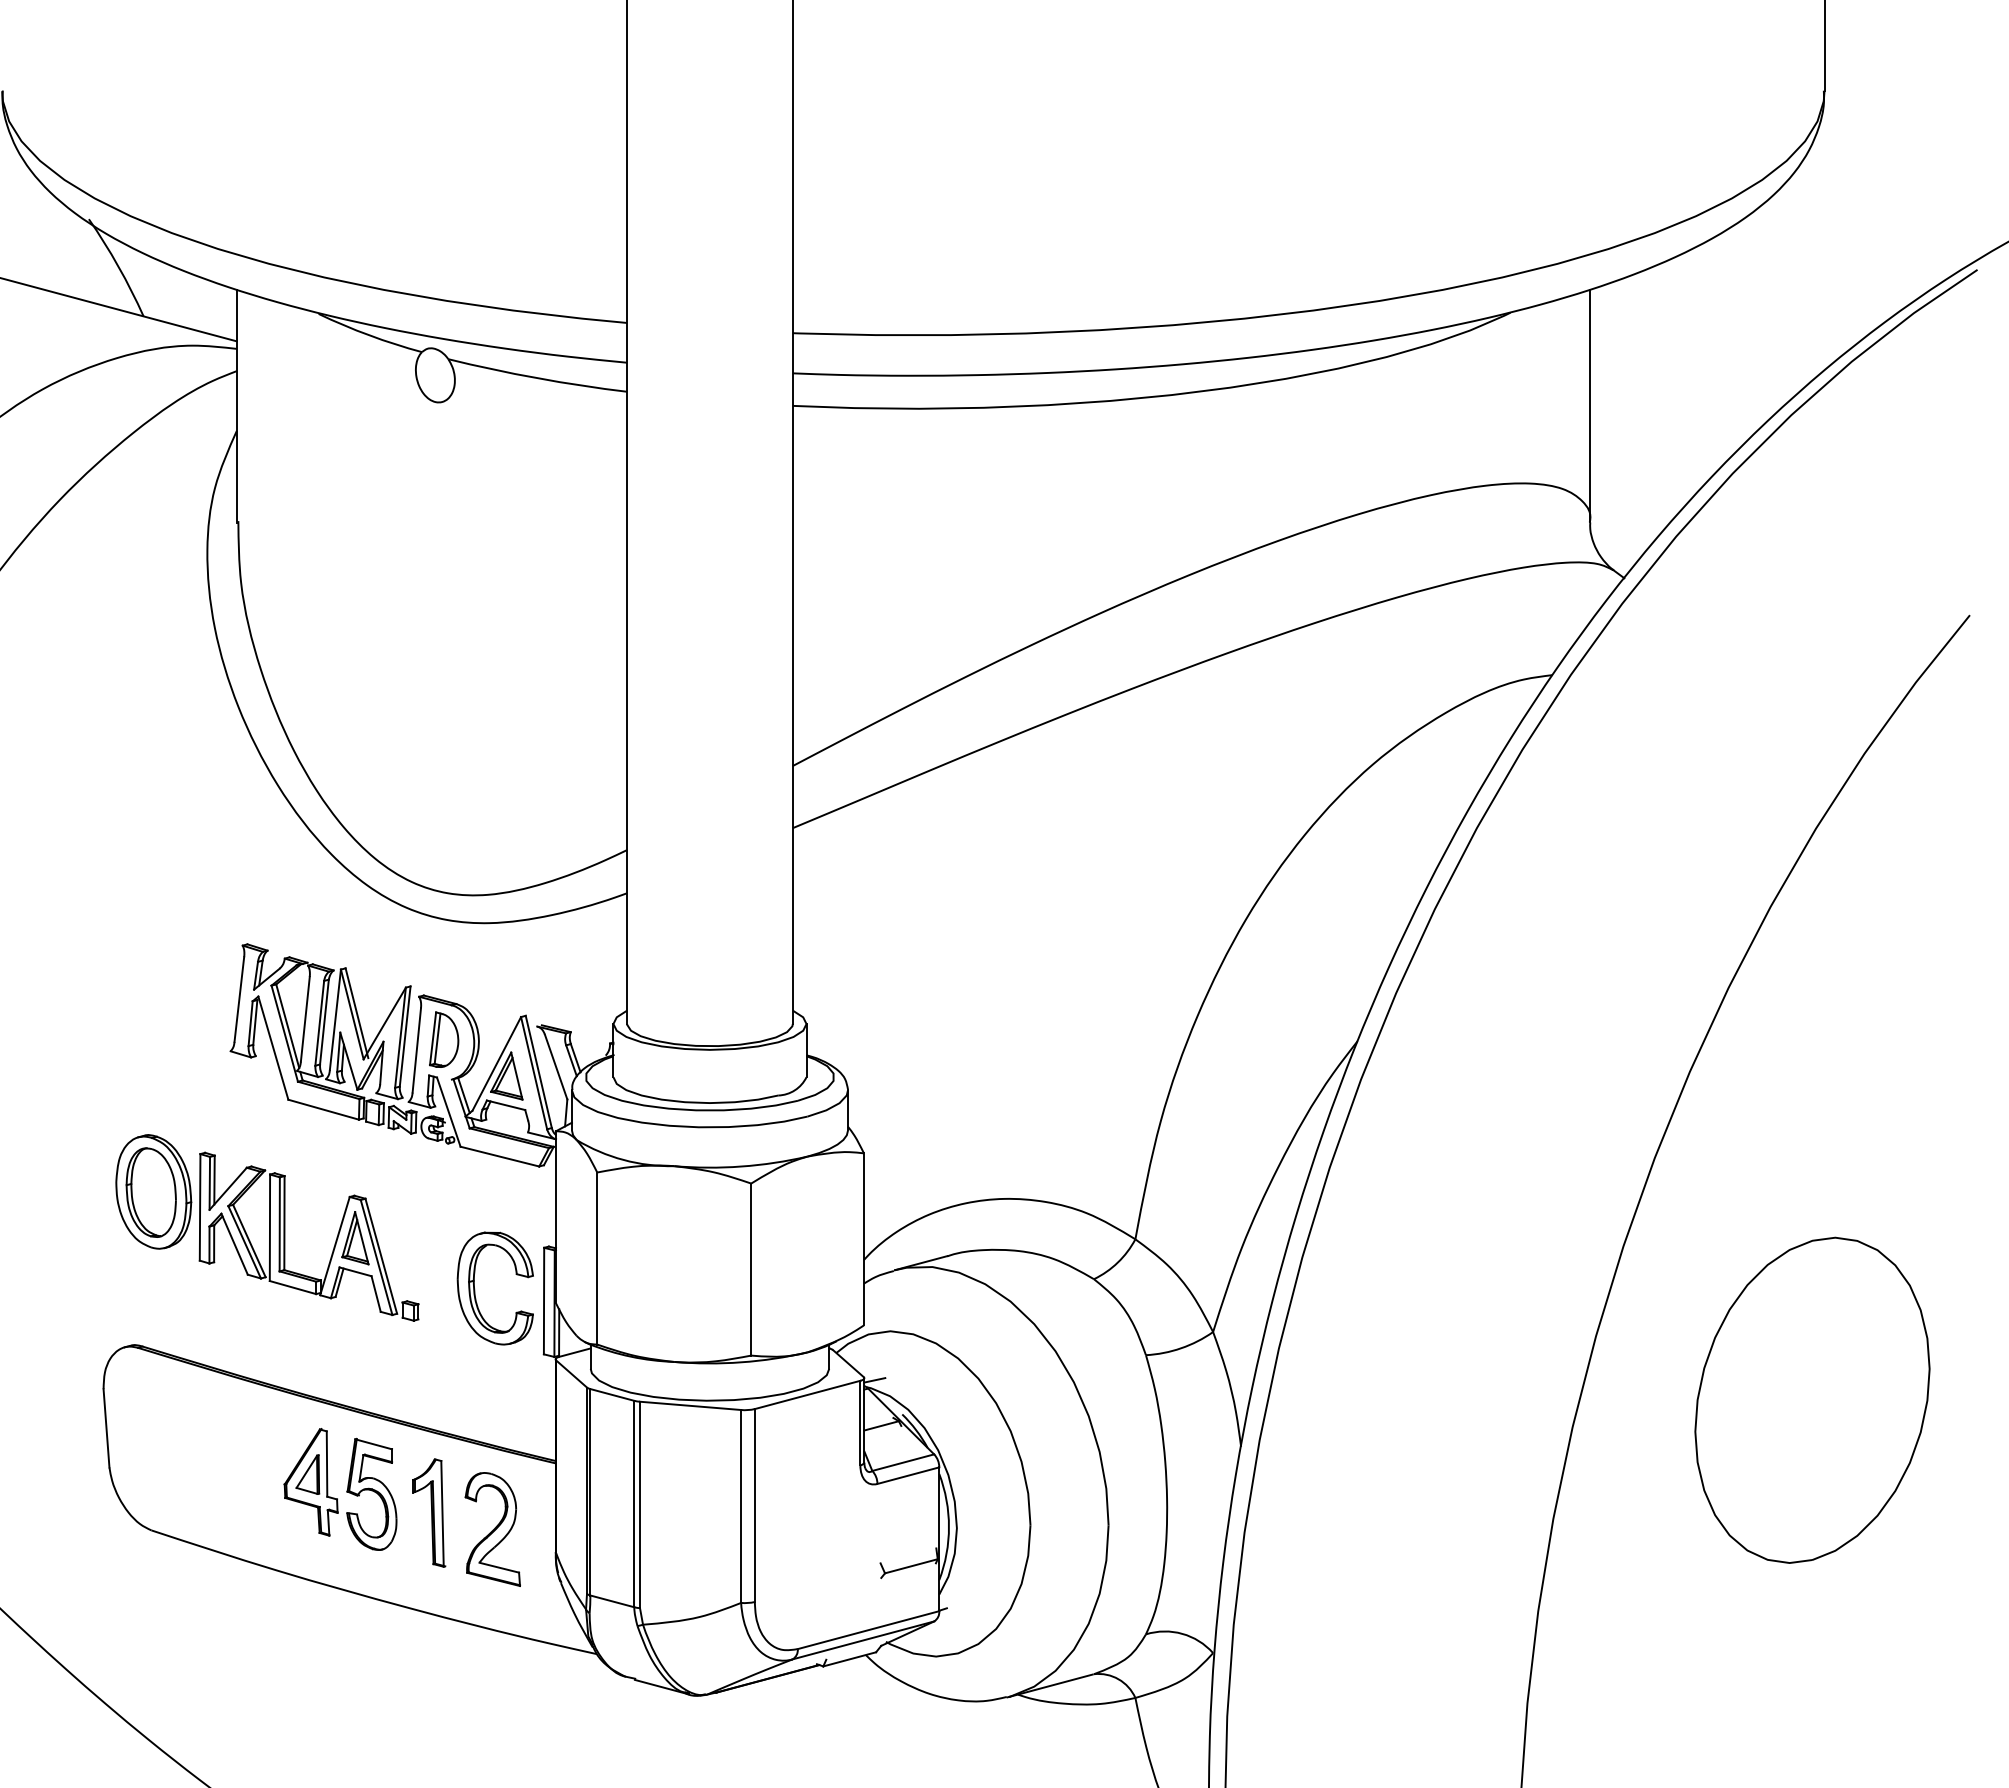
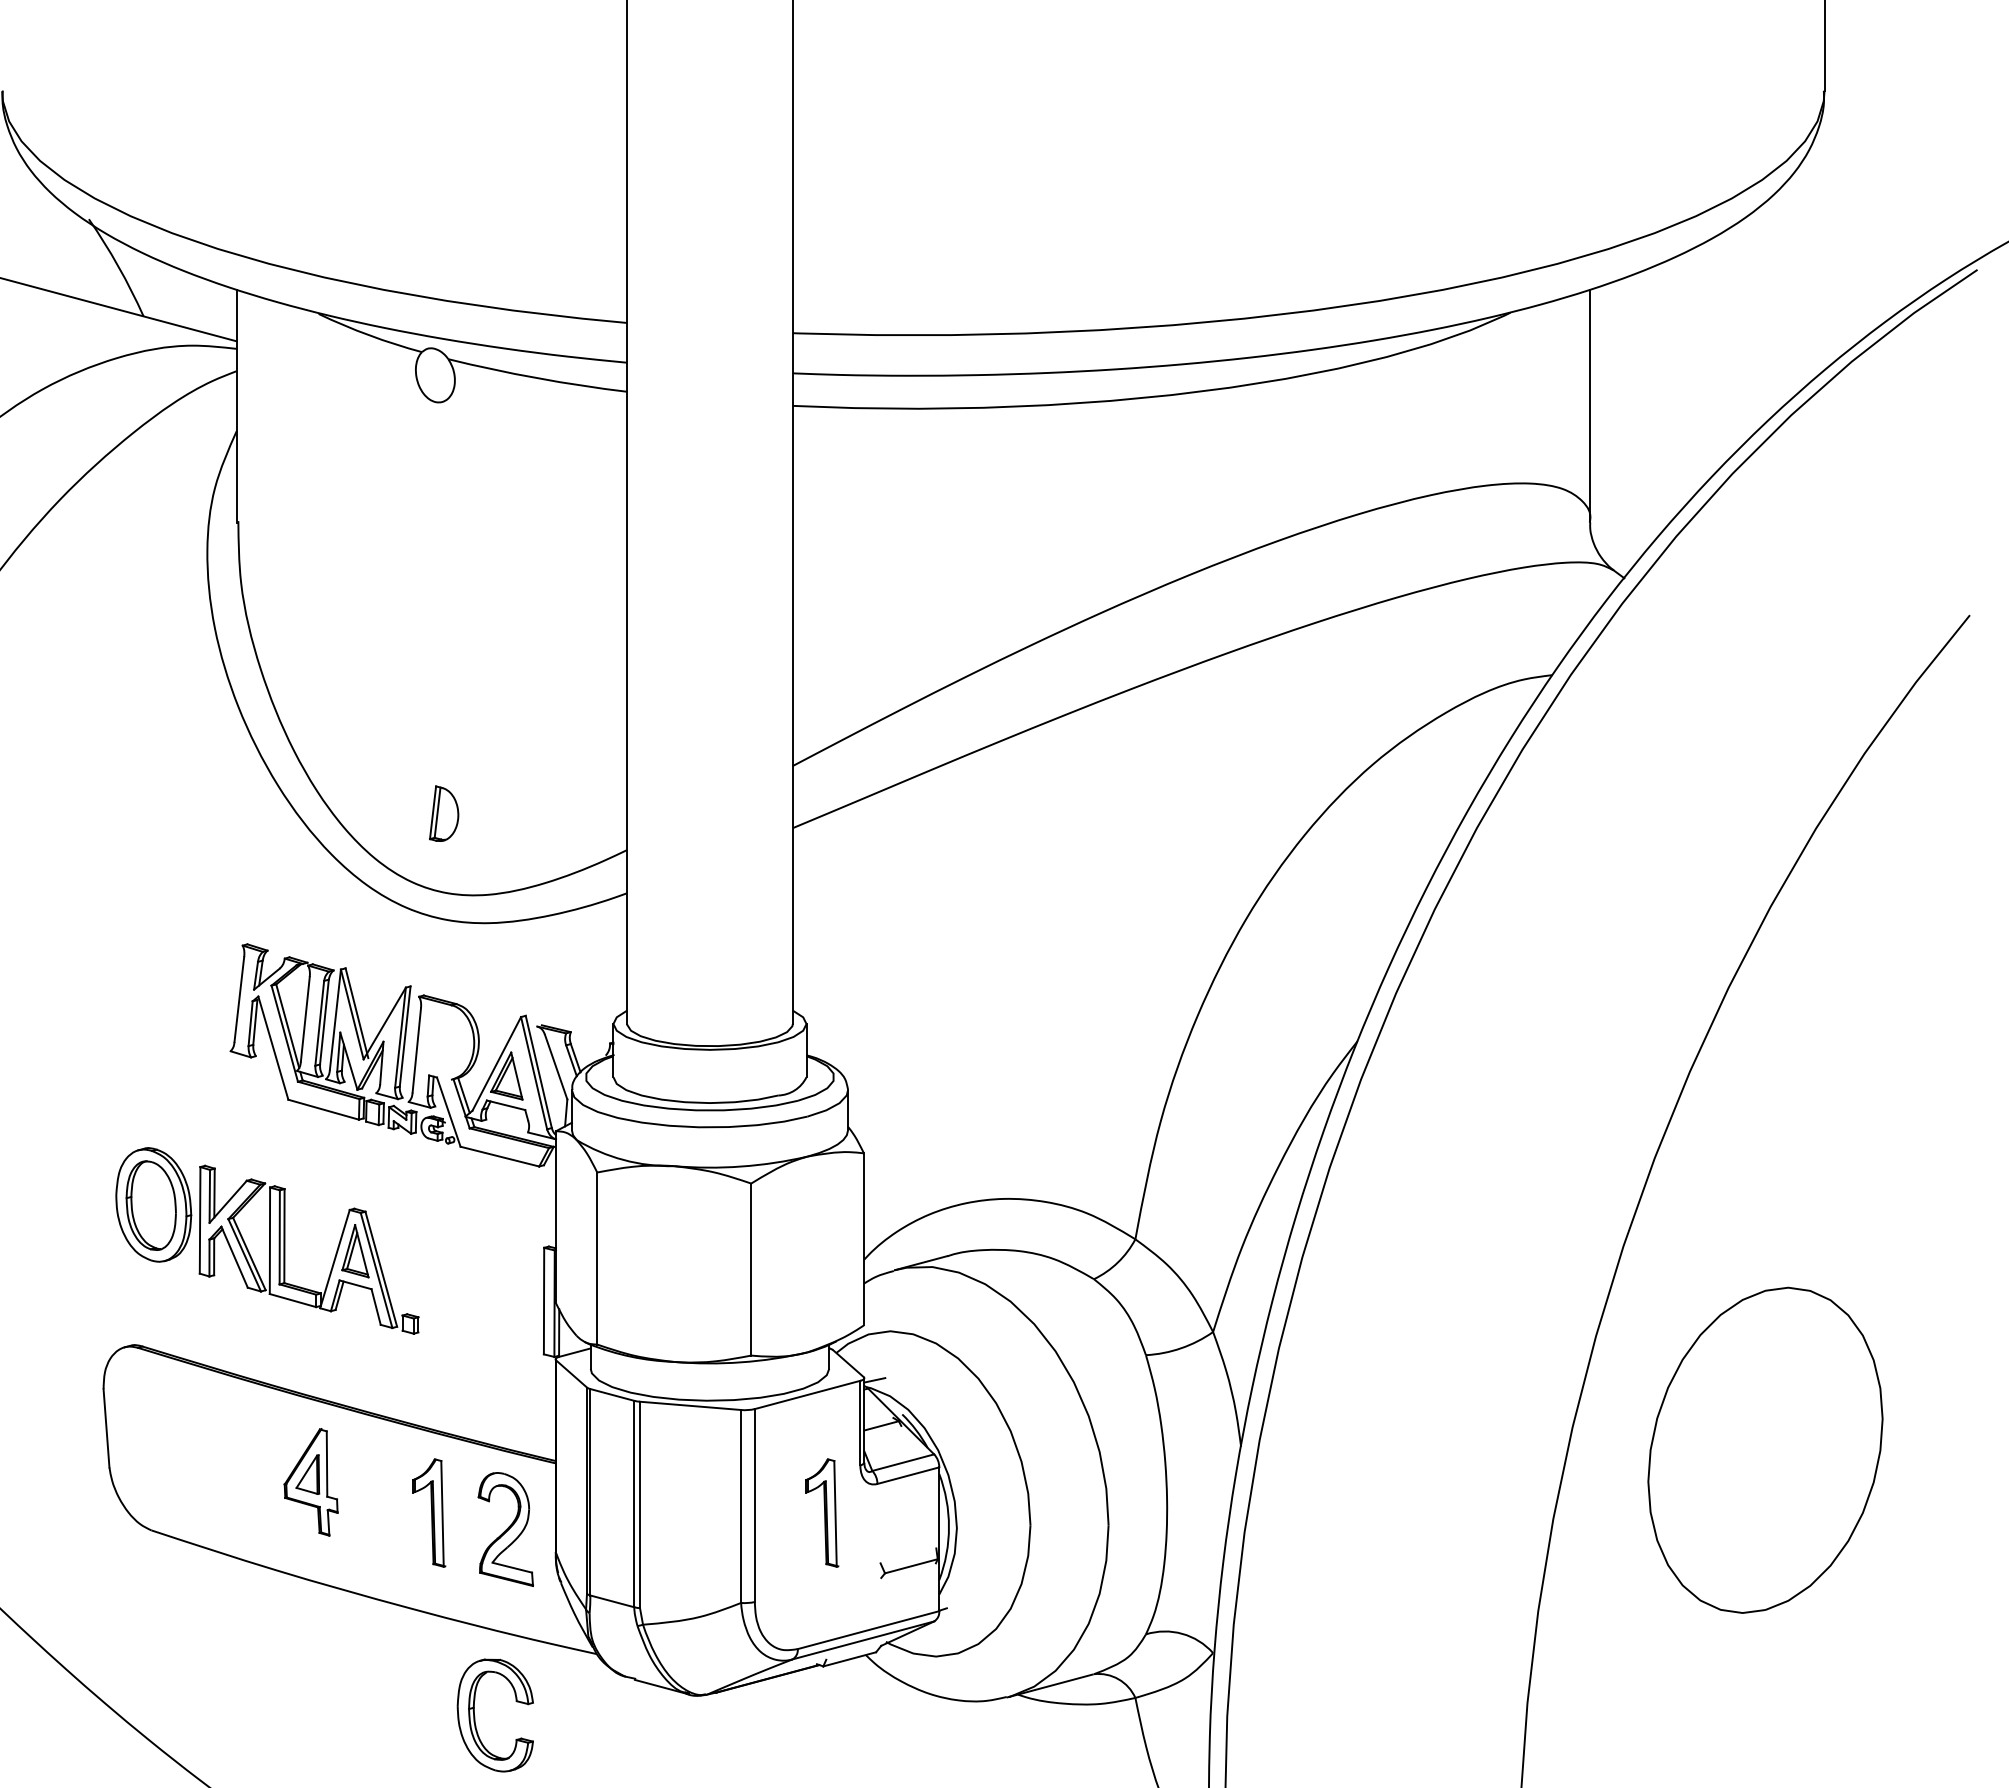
part position: (444, 1039) -> (444, 813) (444, 813)
part position: (267, 1227) -> (267, 1240) (267, 1240)
part position: (475, 1289) -> (475, 1716) (475, 1716)
part position: (1812, 1399) -> (1765, 1449) (1765, 1449)
part: present -> none (371, 1493)
part: none -> present (822, 1512)
part position: (492, 1529) -> (505, 1529) (505, 1529)
